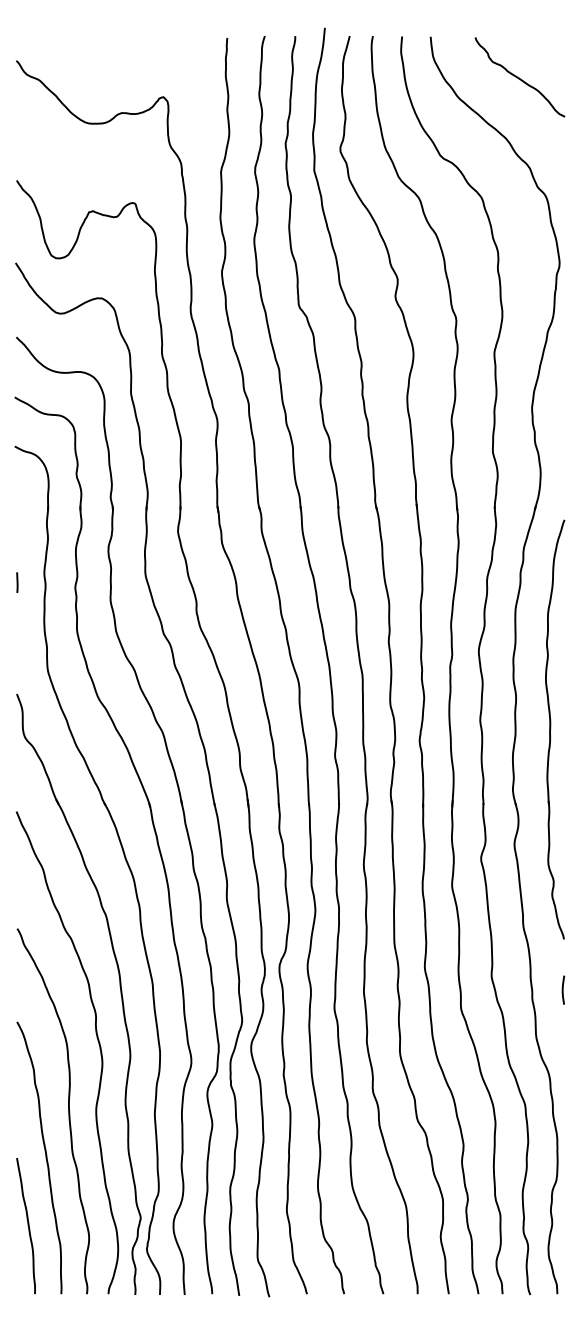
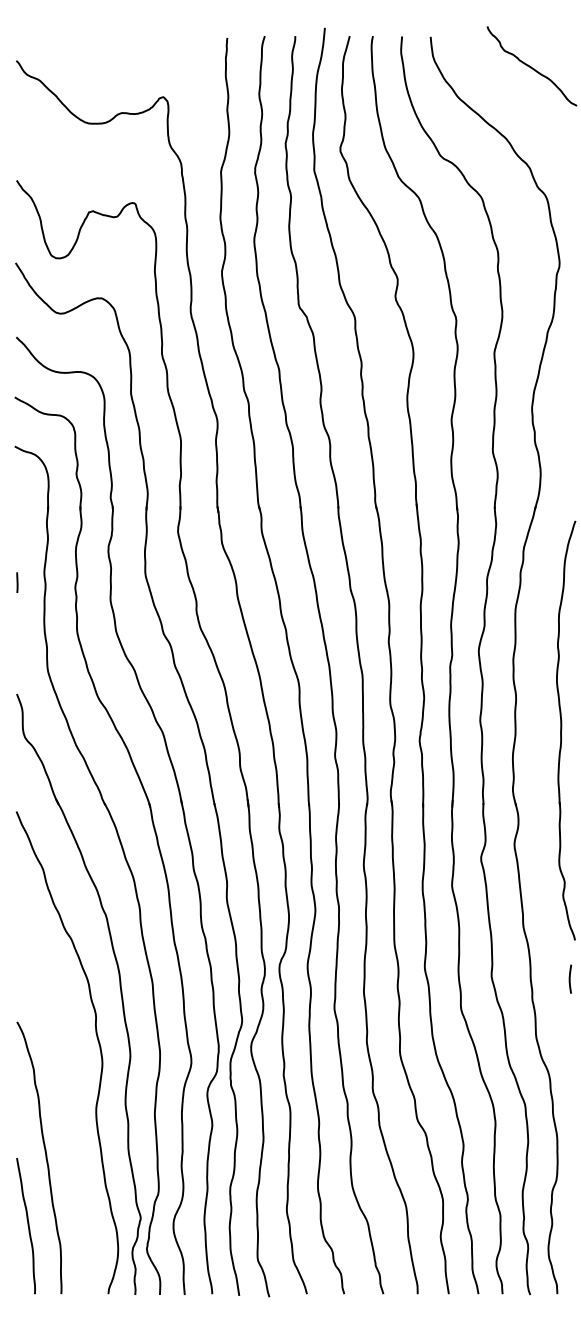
curve position: (519, 77) -> (531, 66) (531, 66)
part position: (555, 729) -> (566, 730) (566, 730)
curve position: (563, 989) -> (570, 978) (570, 978)
curve: present -> none (68, 1111)
